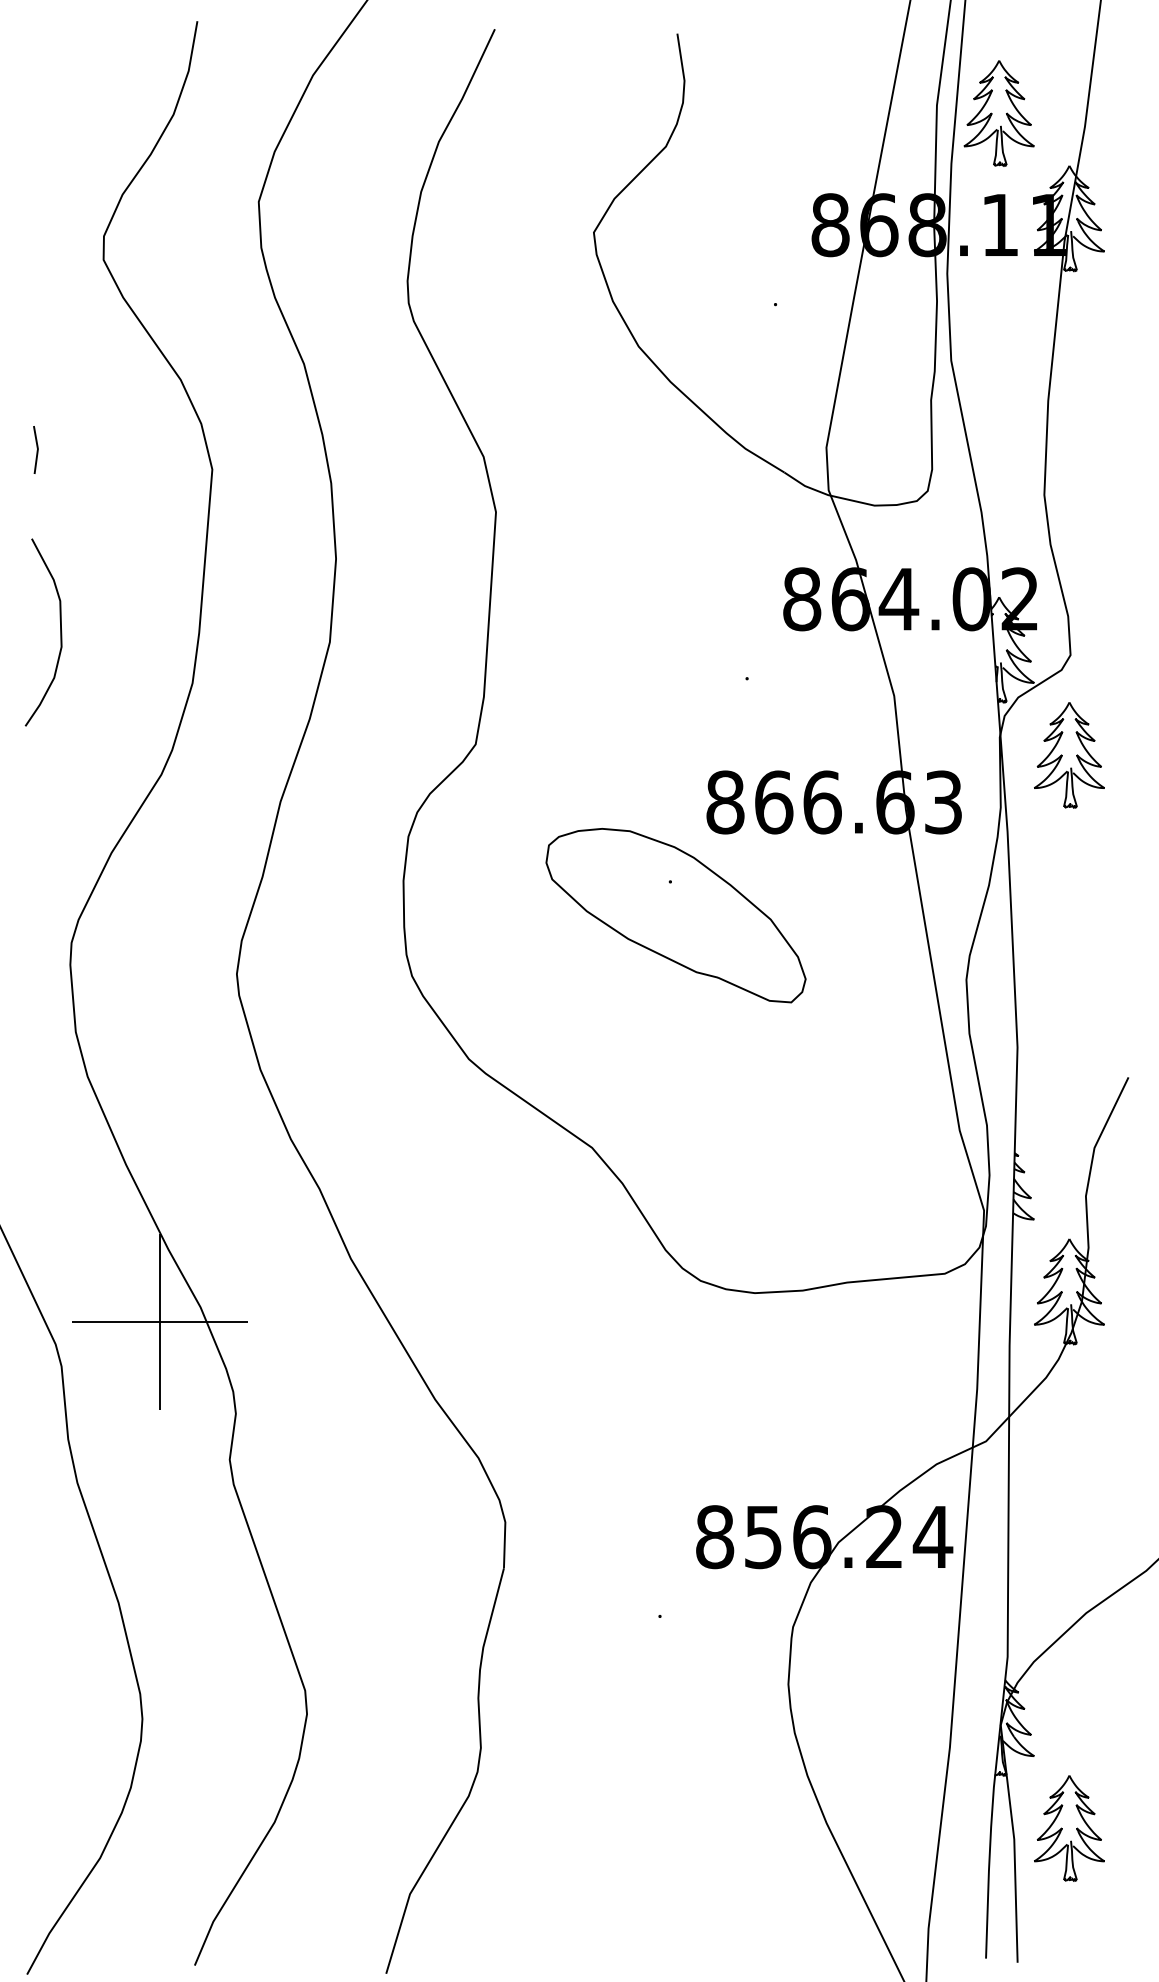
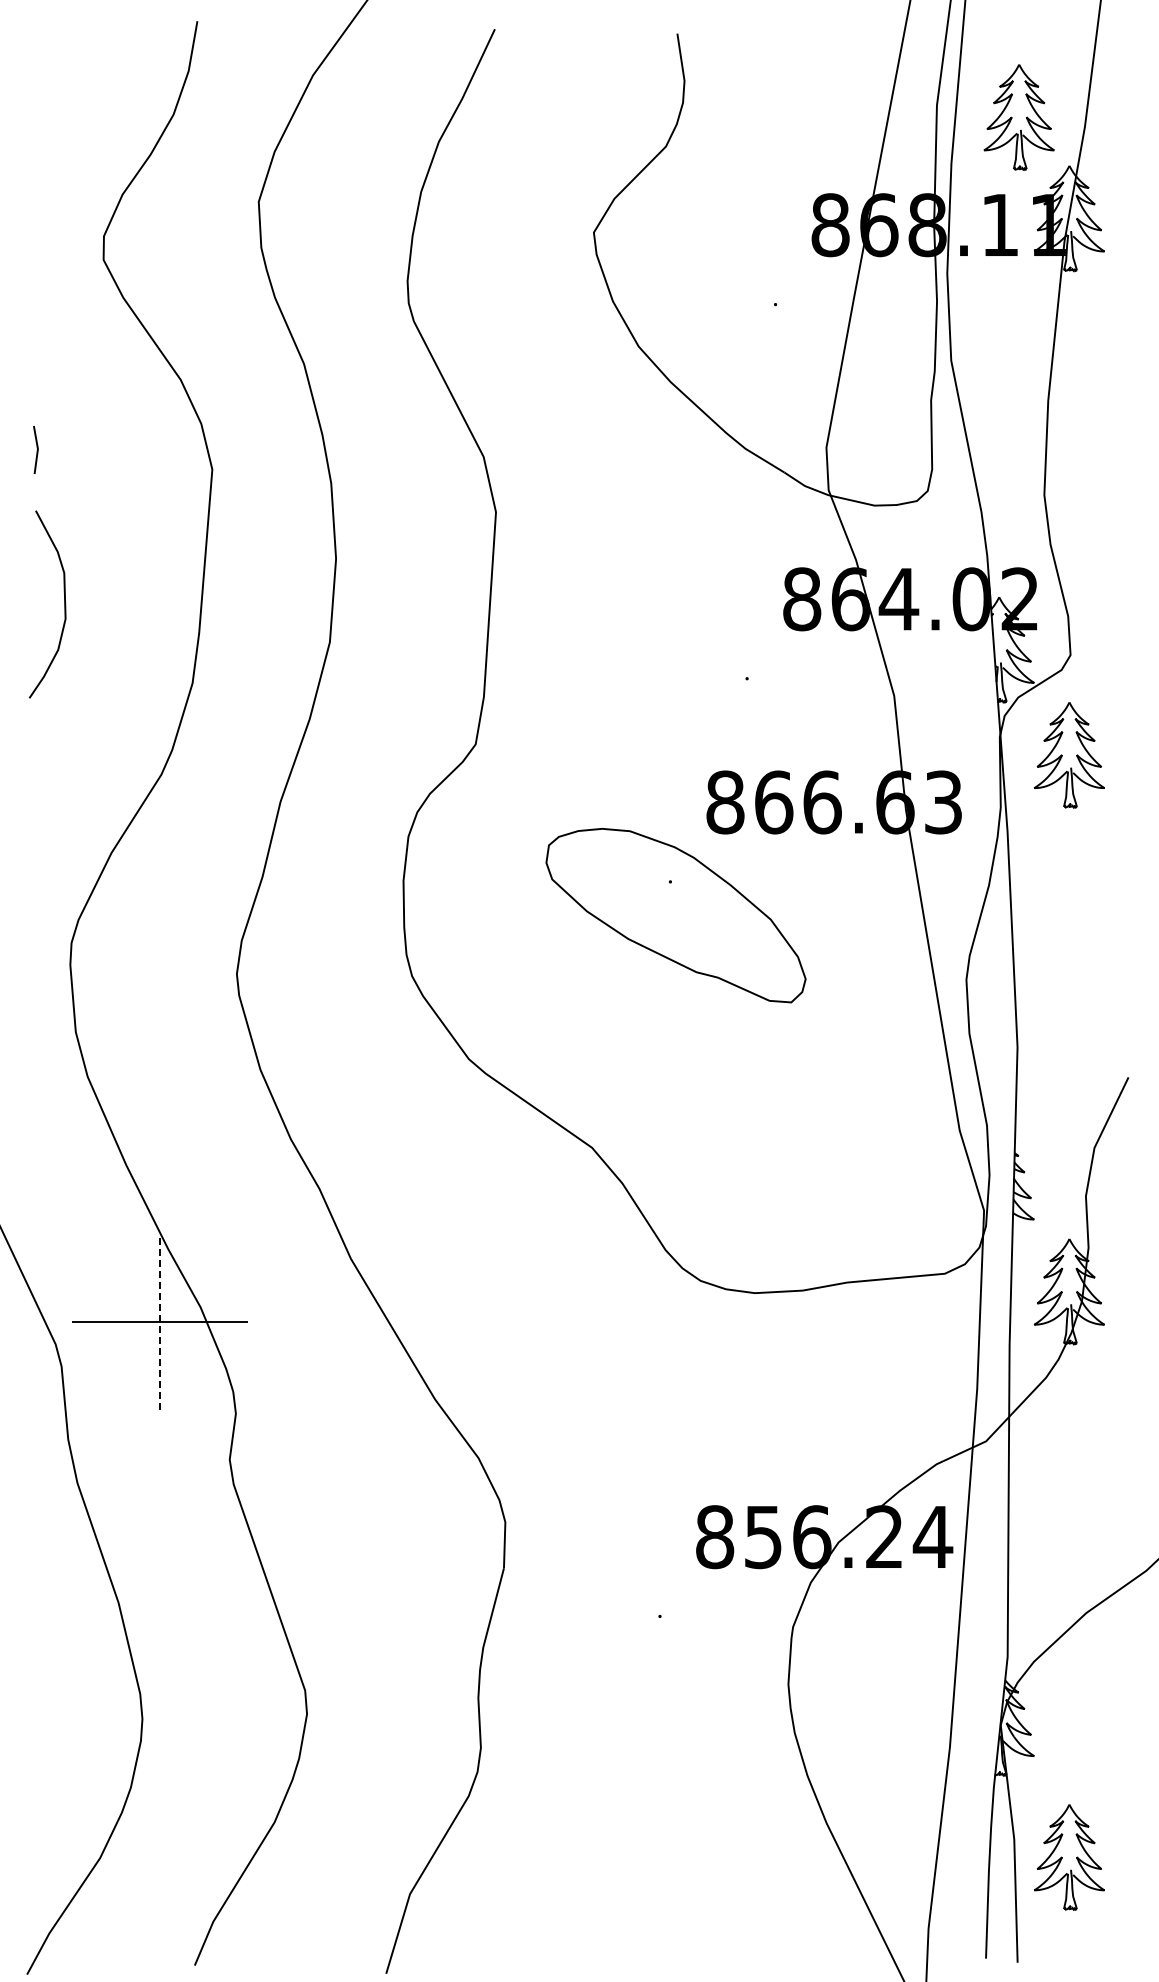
part position: (998, 113) -> (1018, 117) (1018, 117)
curve position: (60, 632) -> (64, 604) (64, 604)
line: solid -> dashed (159, 1321)
part position: (1069, 1828) -> (1069, 1857) (1069, 1857)
